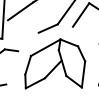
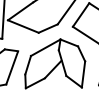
line: none -> present (23, 26)
line: none -> present (83, 33)
line: none -> present (11, 67)
